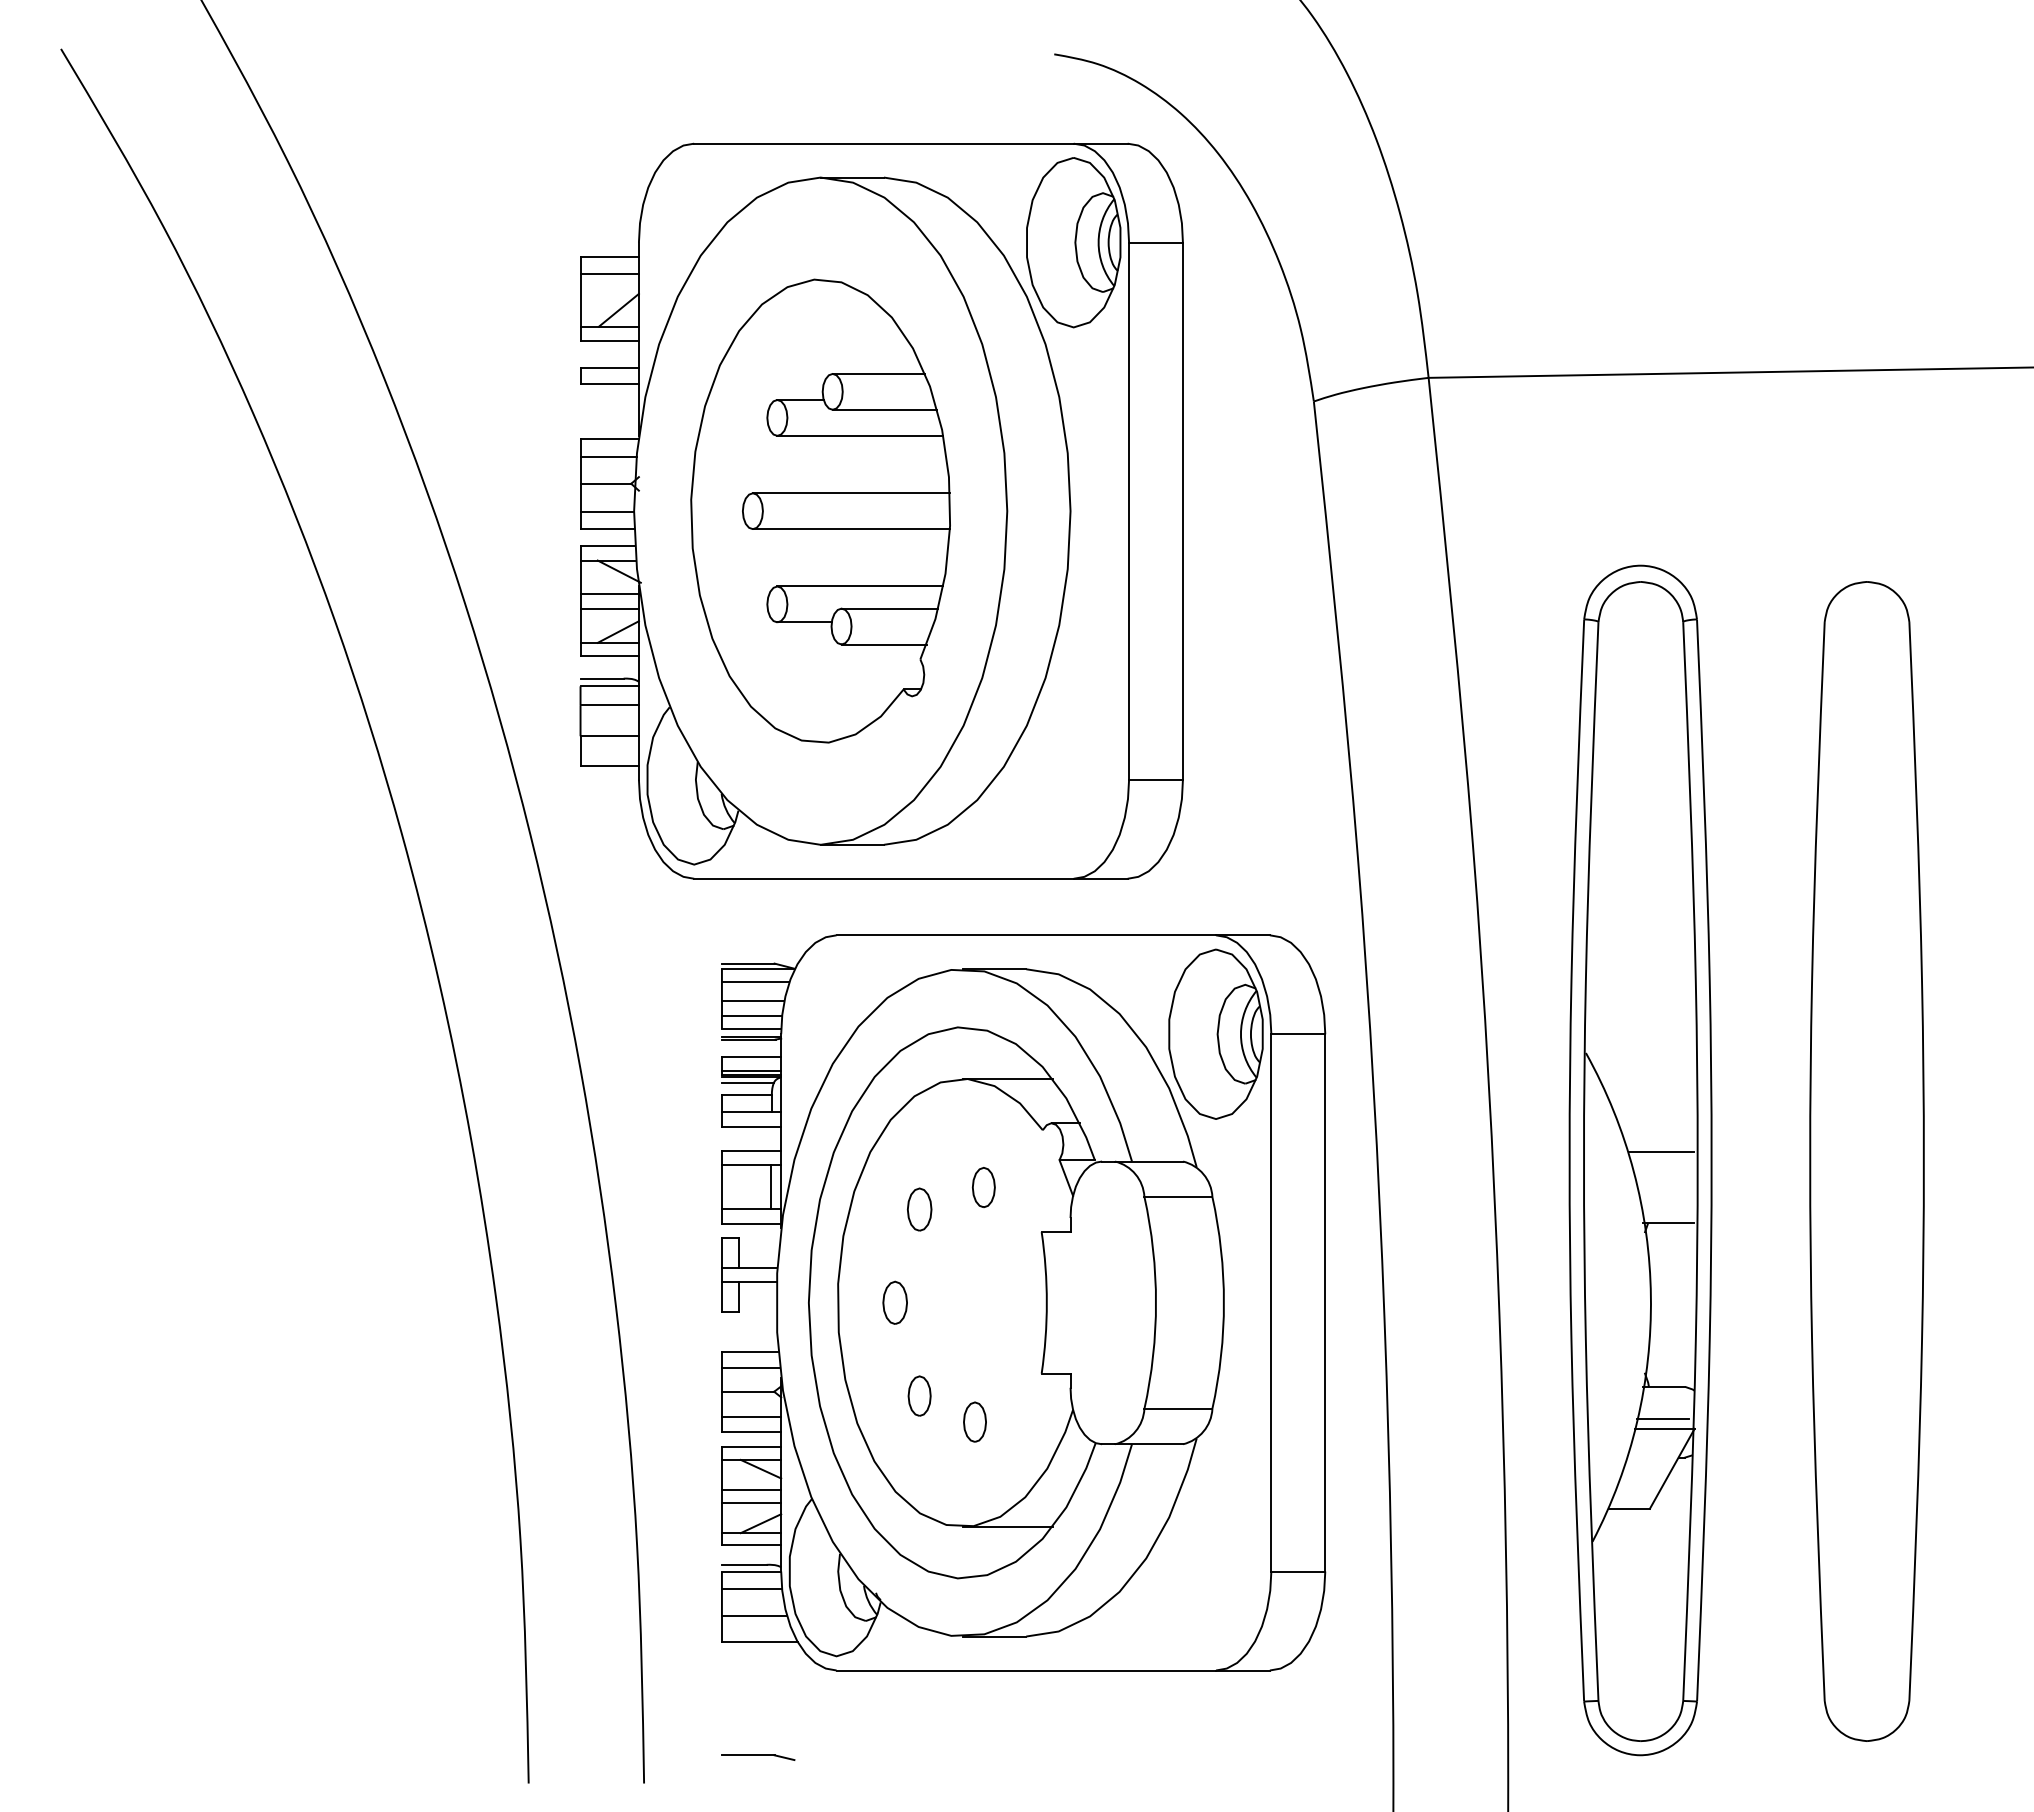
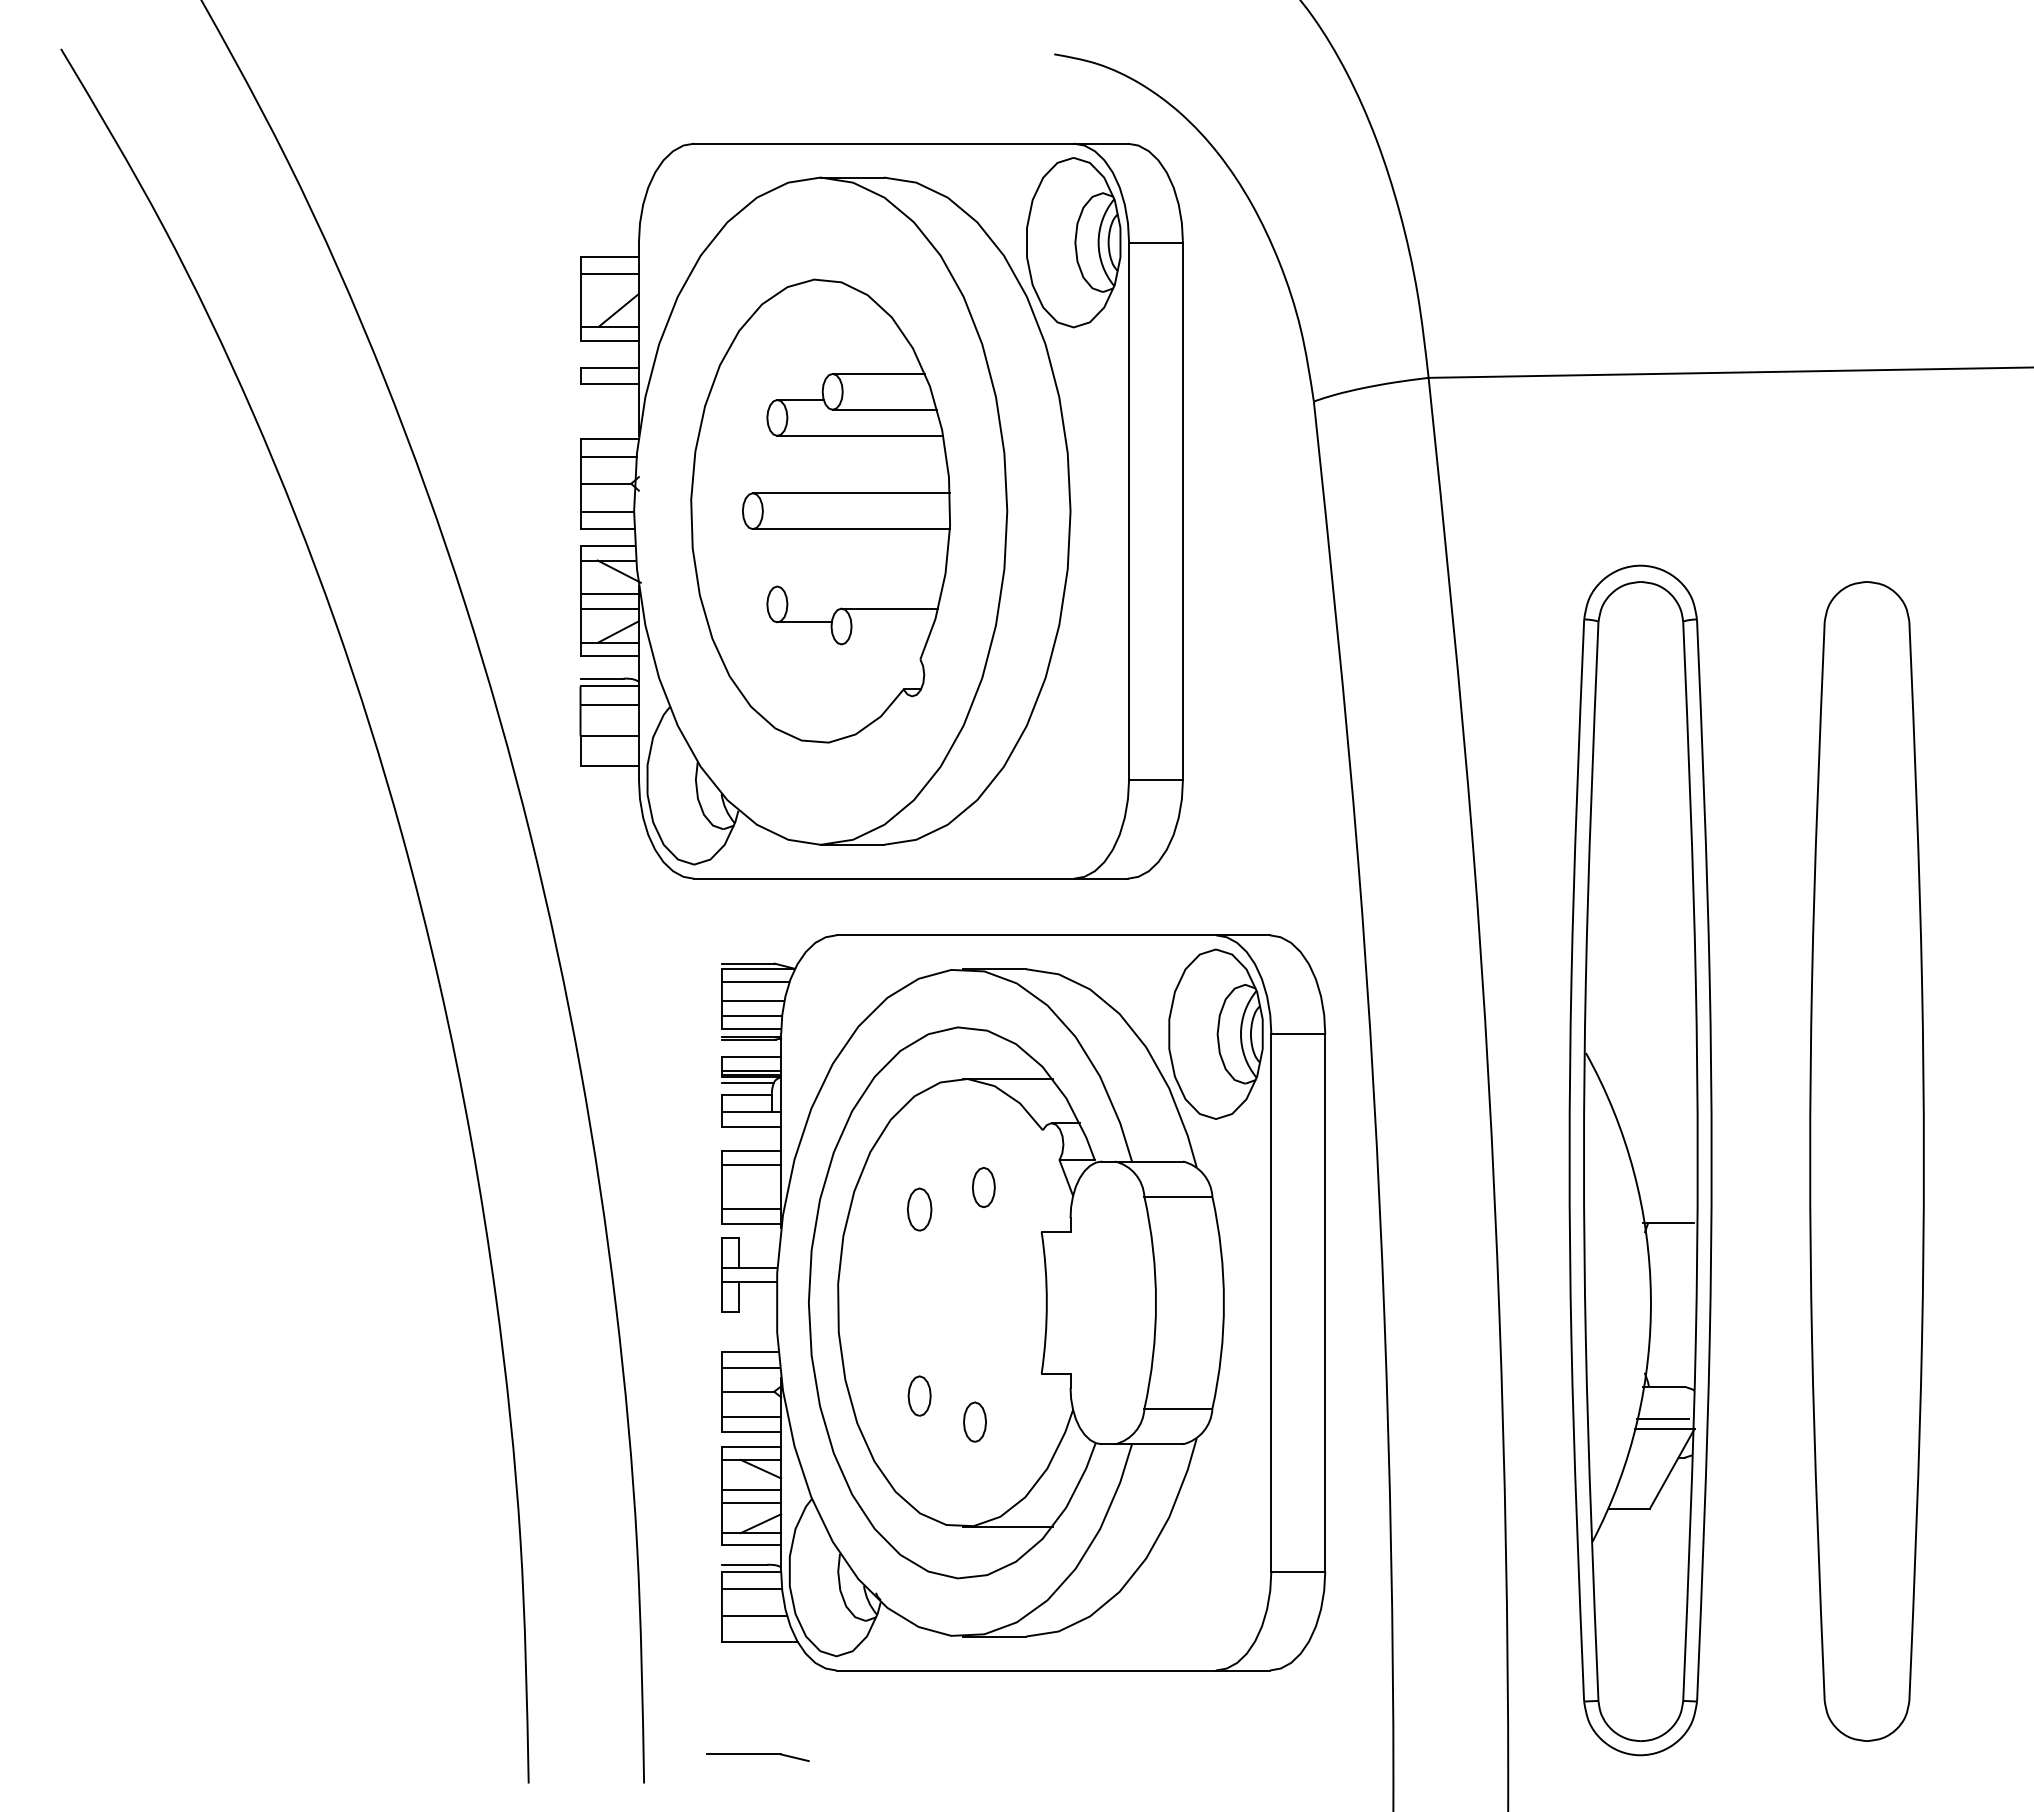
line: present -> none (860, 586)
line: present -> none (883, 644)
line: present -> none (1661, 1152)
line: present -> none (771, 1186)
part: present -> none (894, 1302)
part size: 75x7 px -> 104x9 px (757, 1757)
